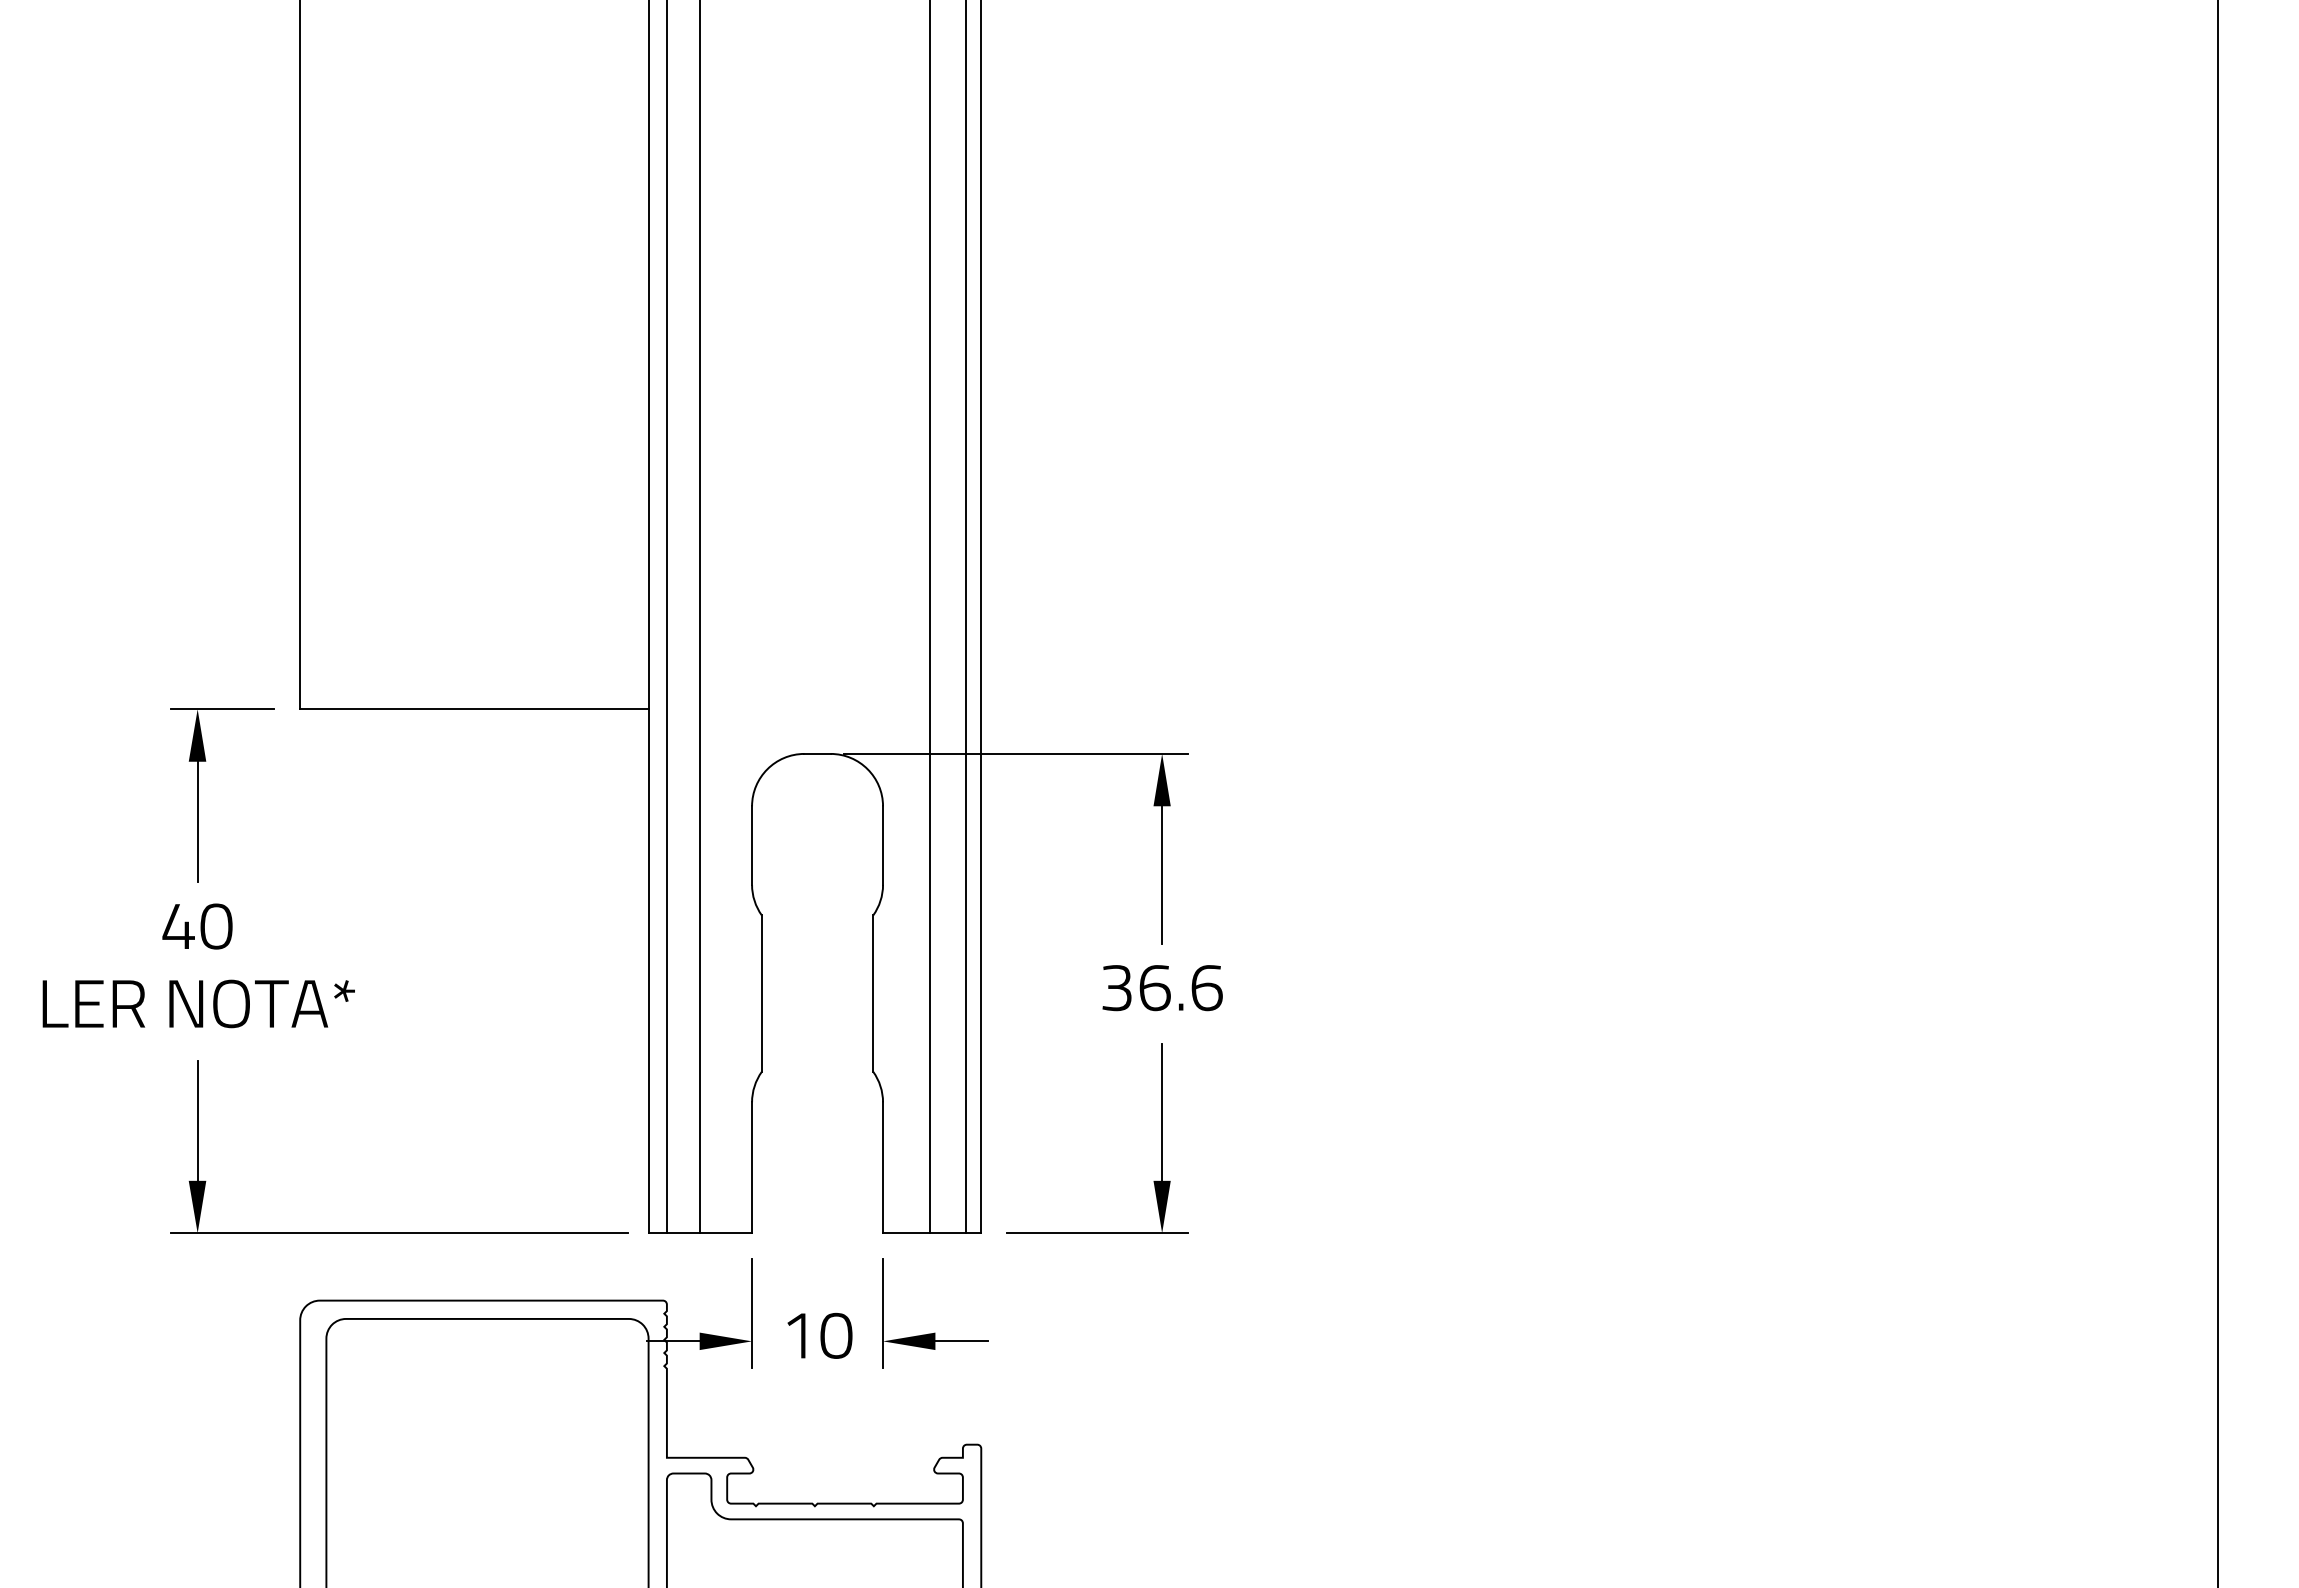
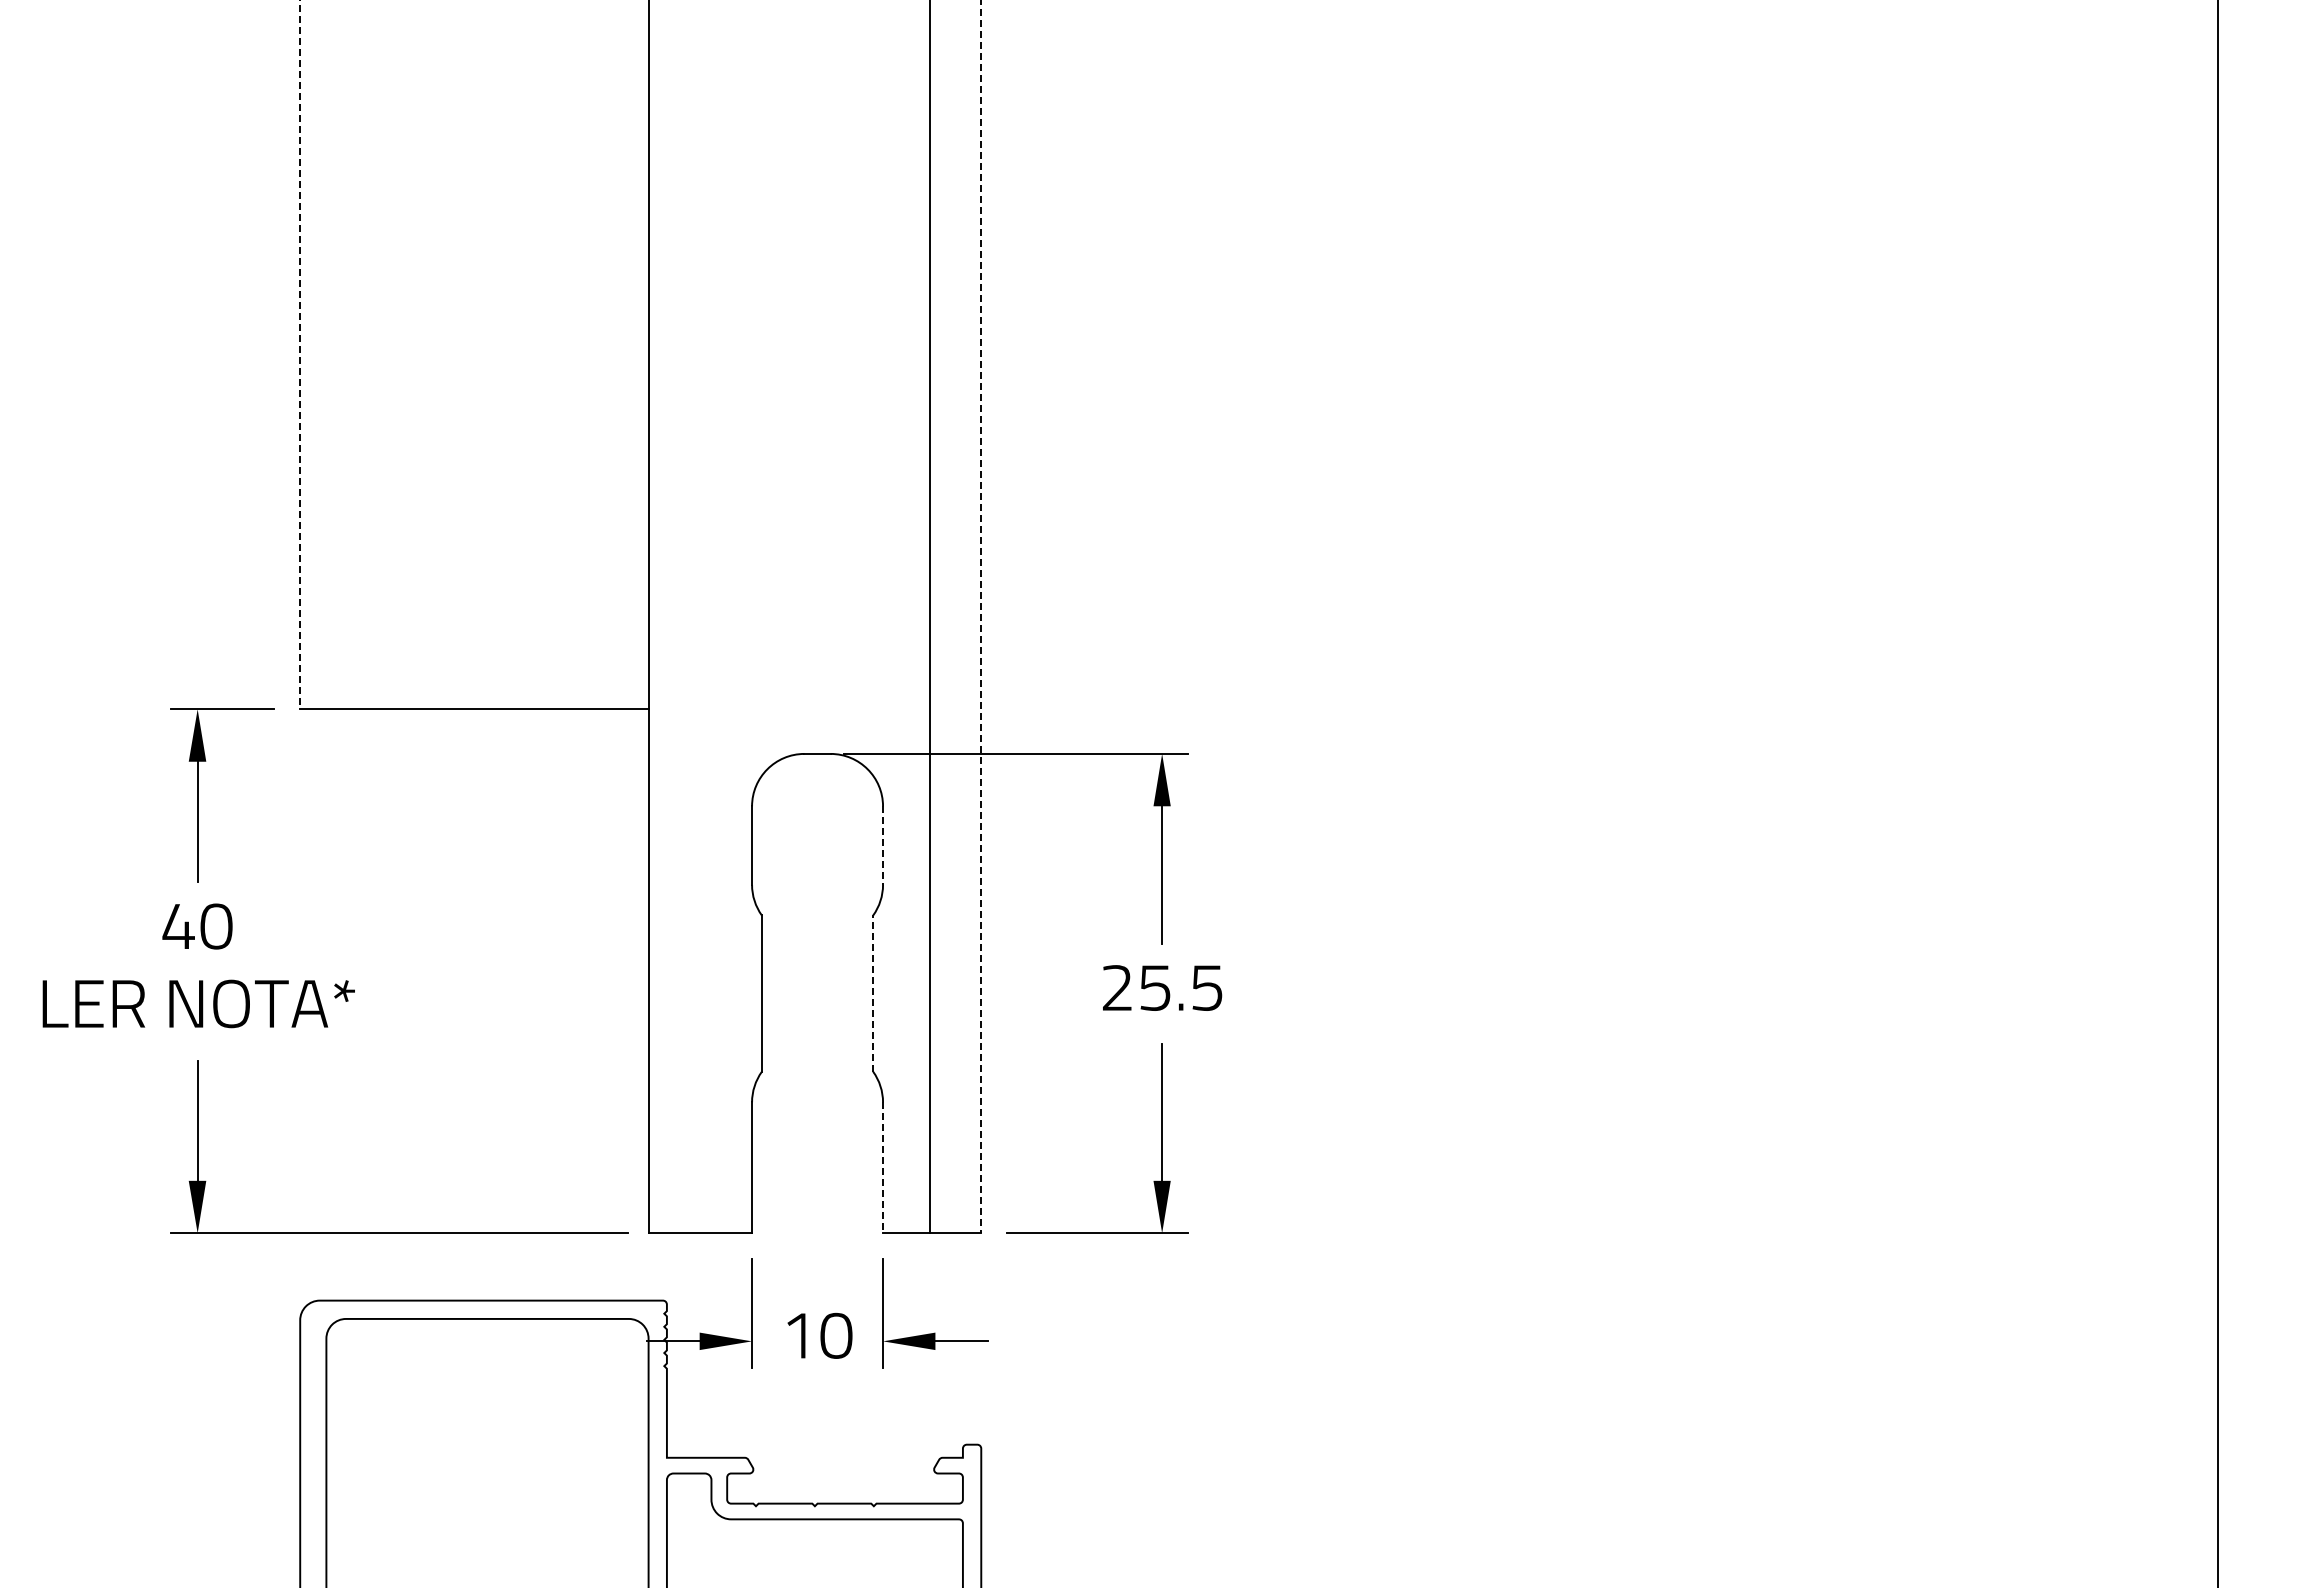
line: solid -> dashed (300, 355)
line: present -> none (666, 617)
line: present -> none (699, 617)
line: present -> none (965, 617)
line: solid -> dashed (981, 617)
line: solid -> dashed (883, 846)
text: 36.6 -> 25.5 (1162, 988)
line: solid -> dashed (873, 993)
line: solid -> dashed (883, 1168)
